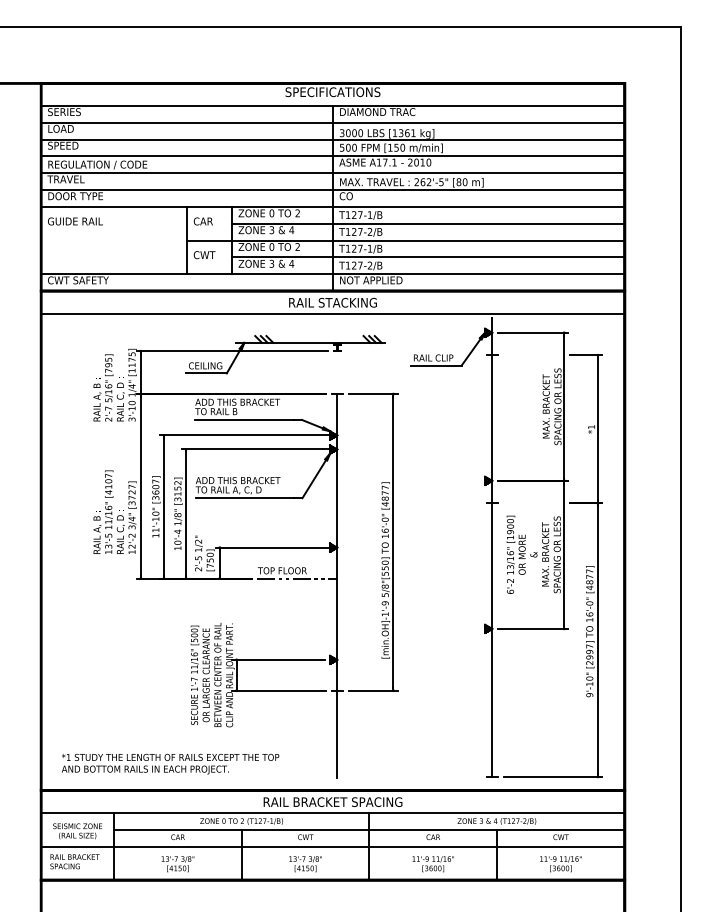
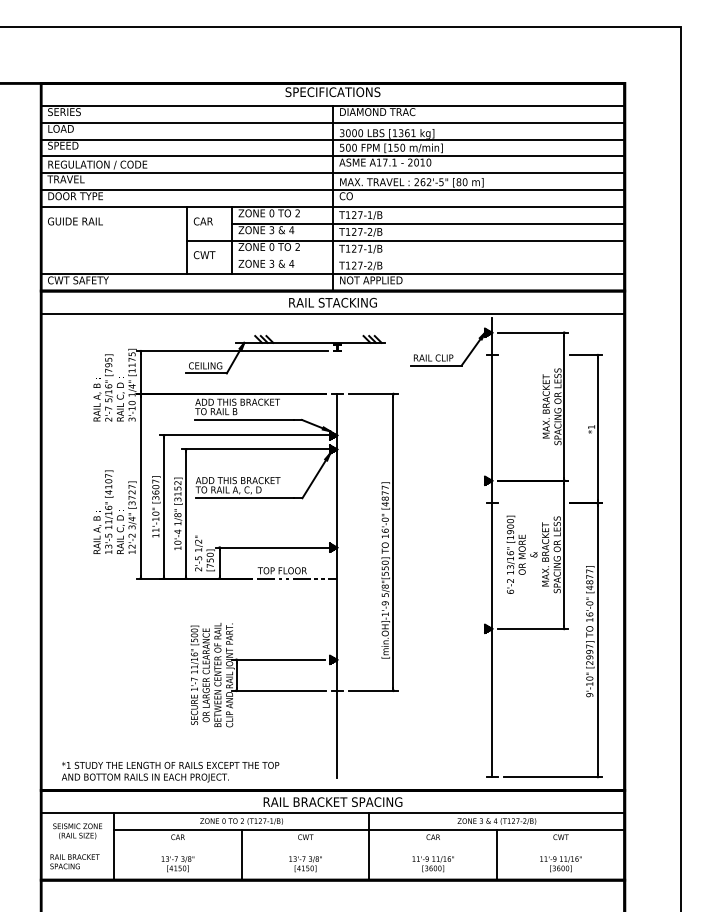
line: present -> none (427, 257)
text position: (170, 763) -> (170, 771) (170, 771)
line: present -> none (332, 846)
